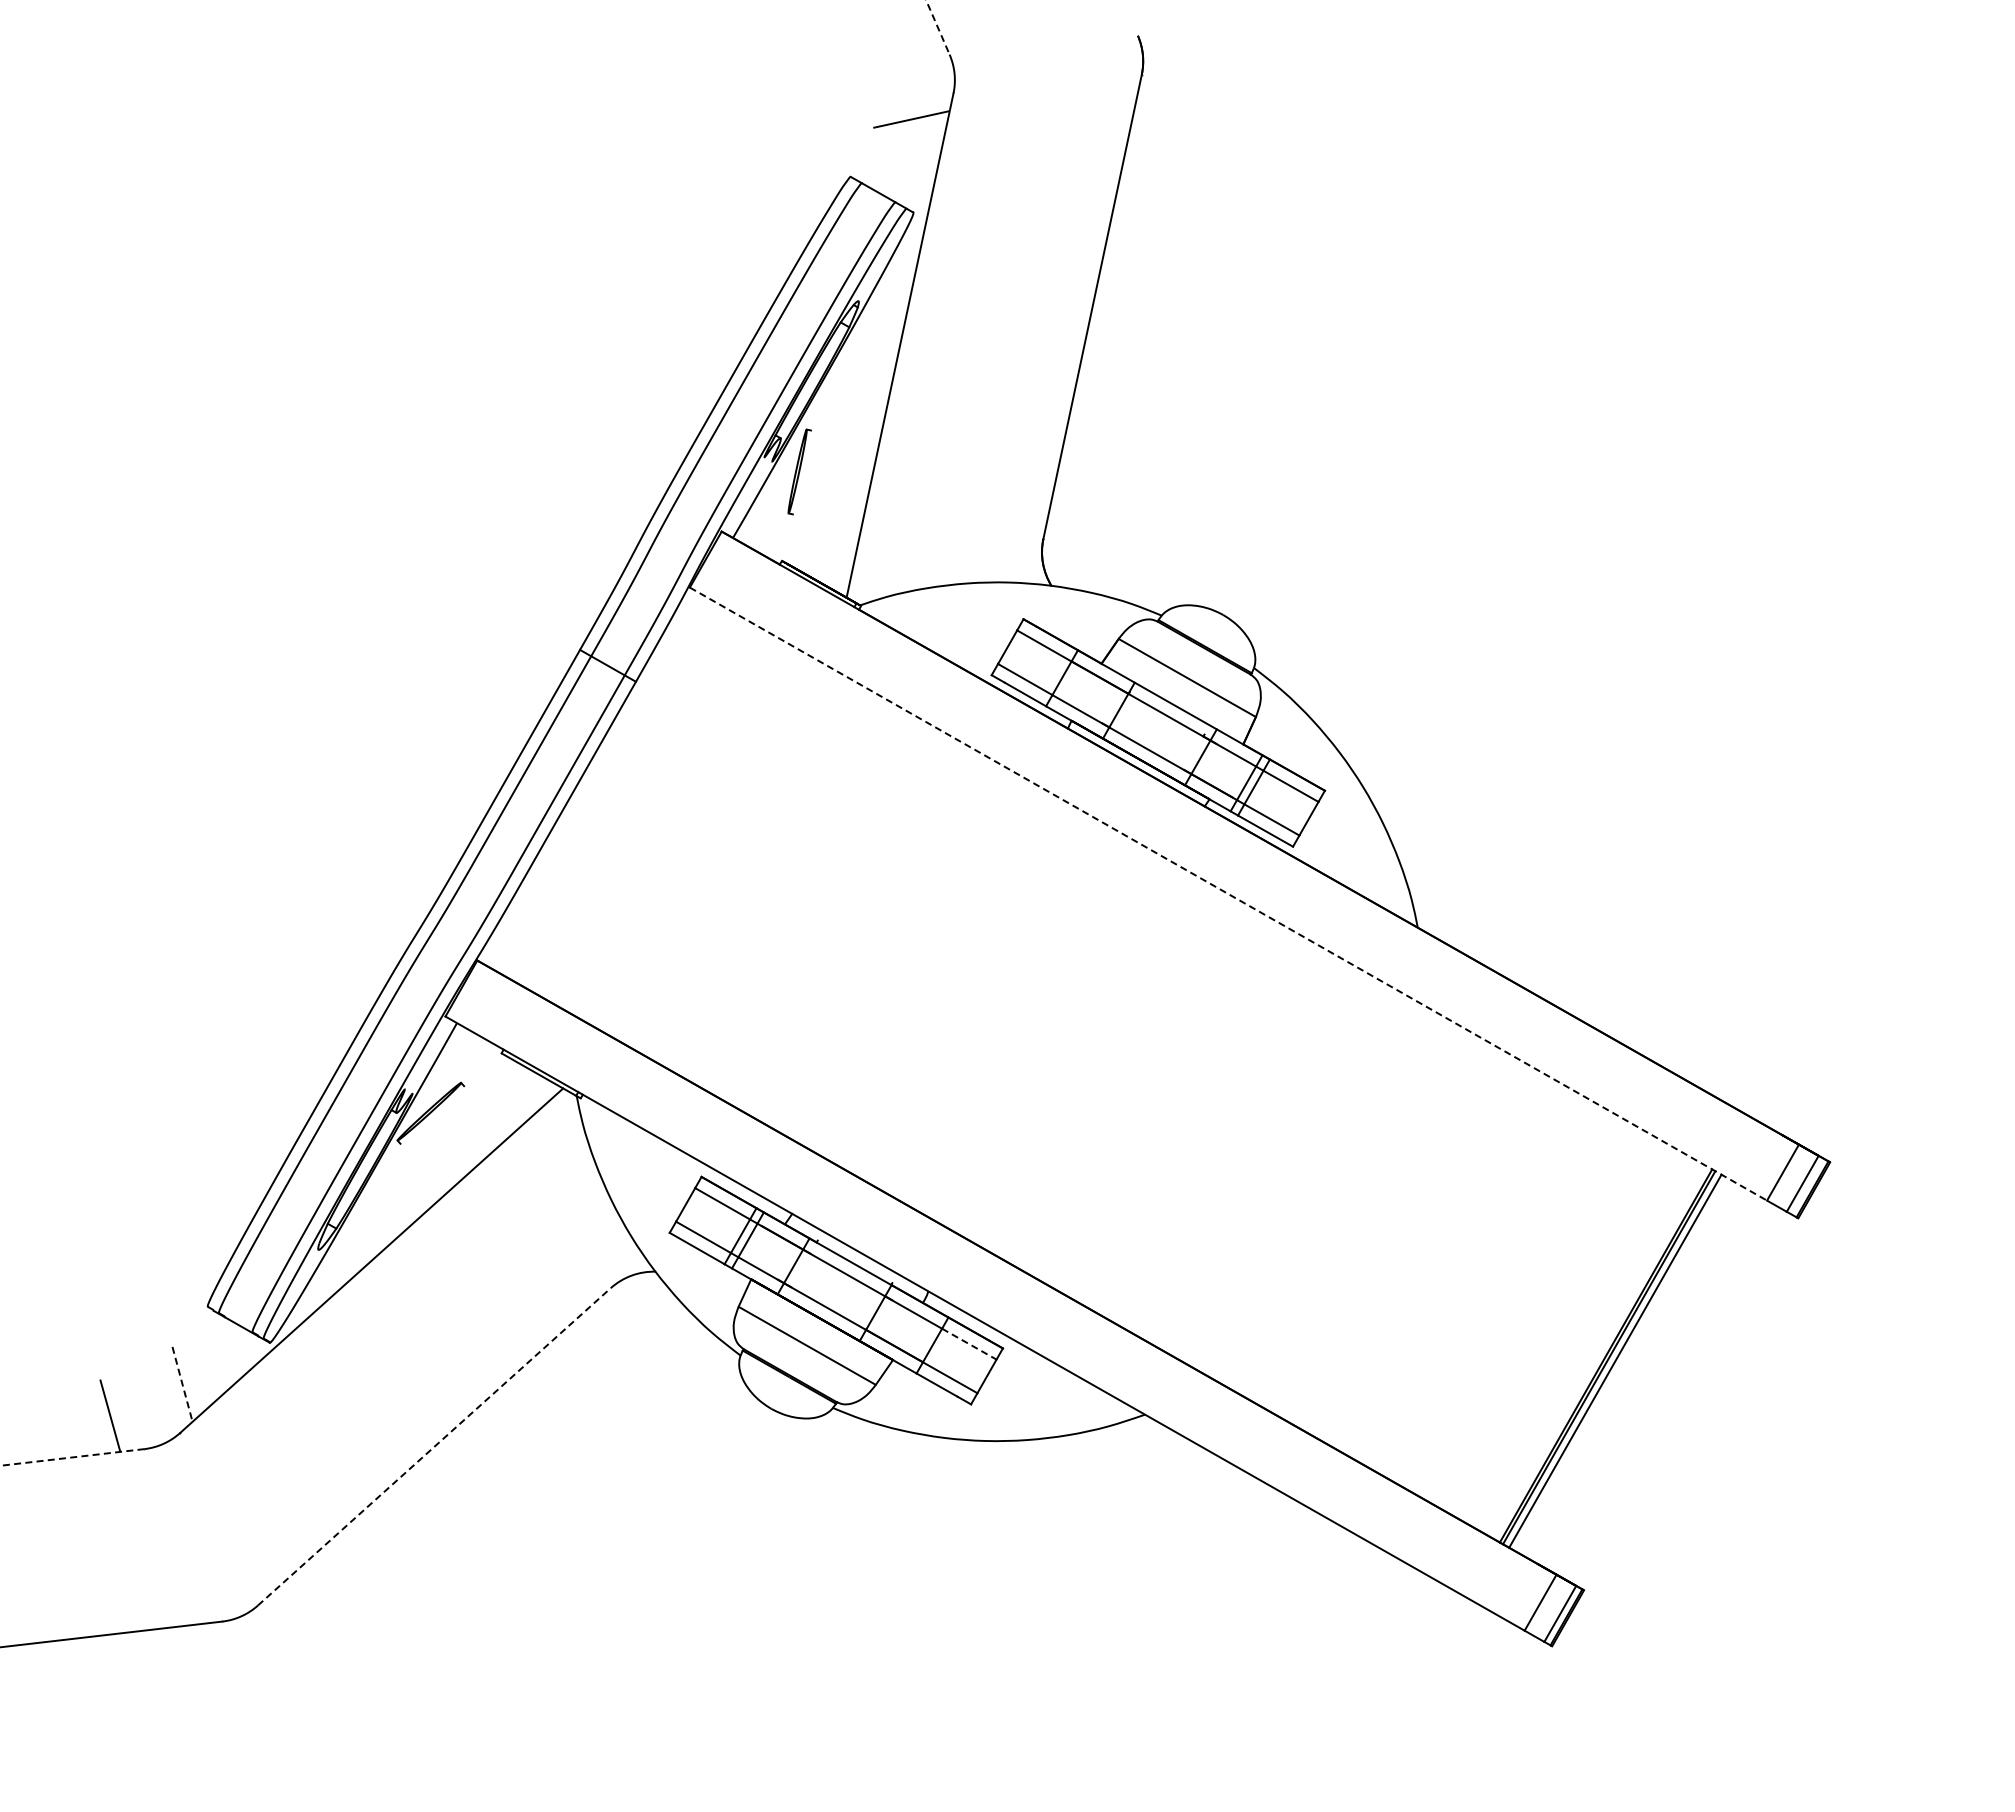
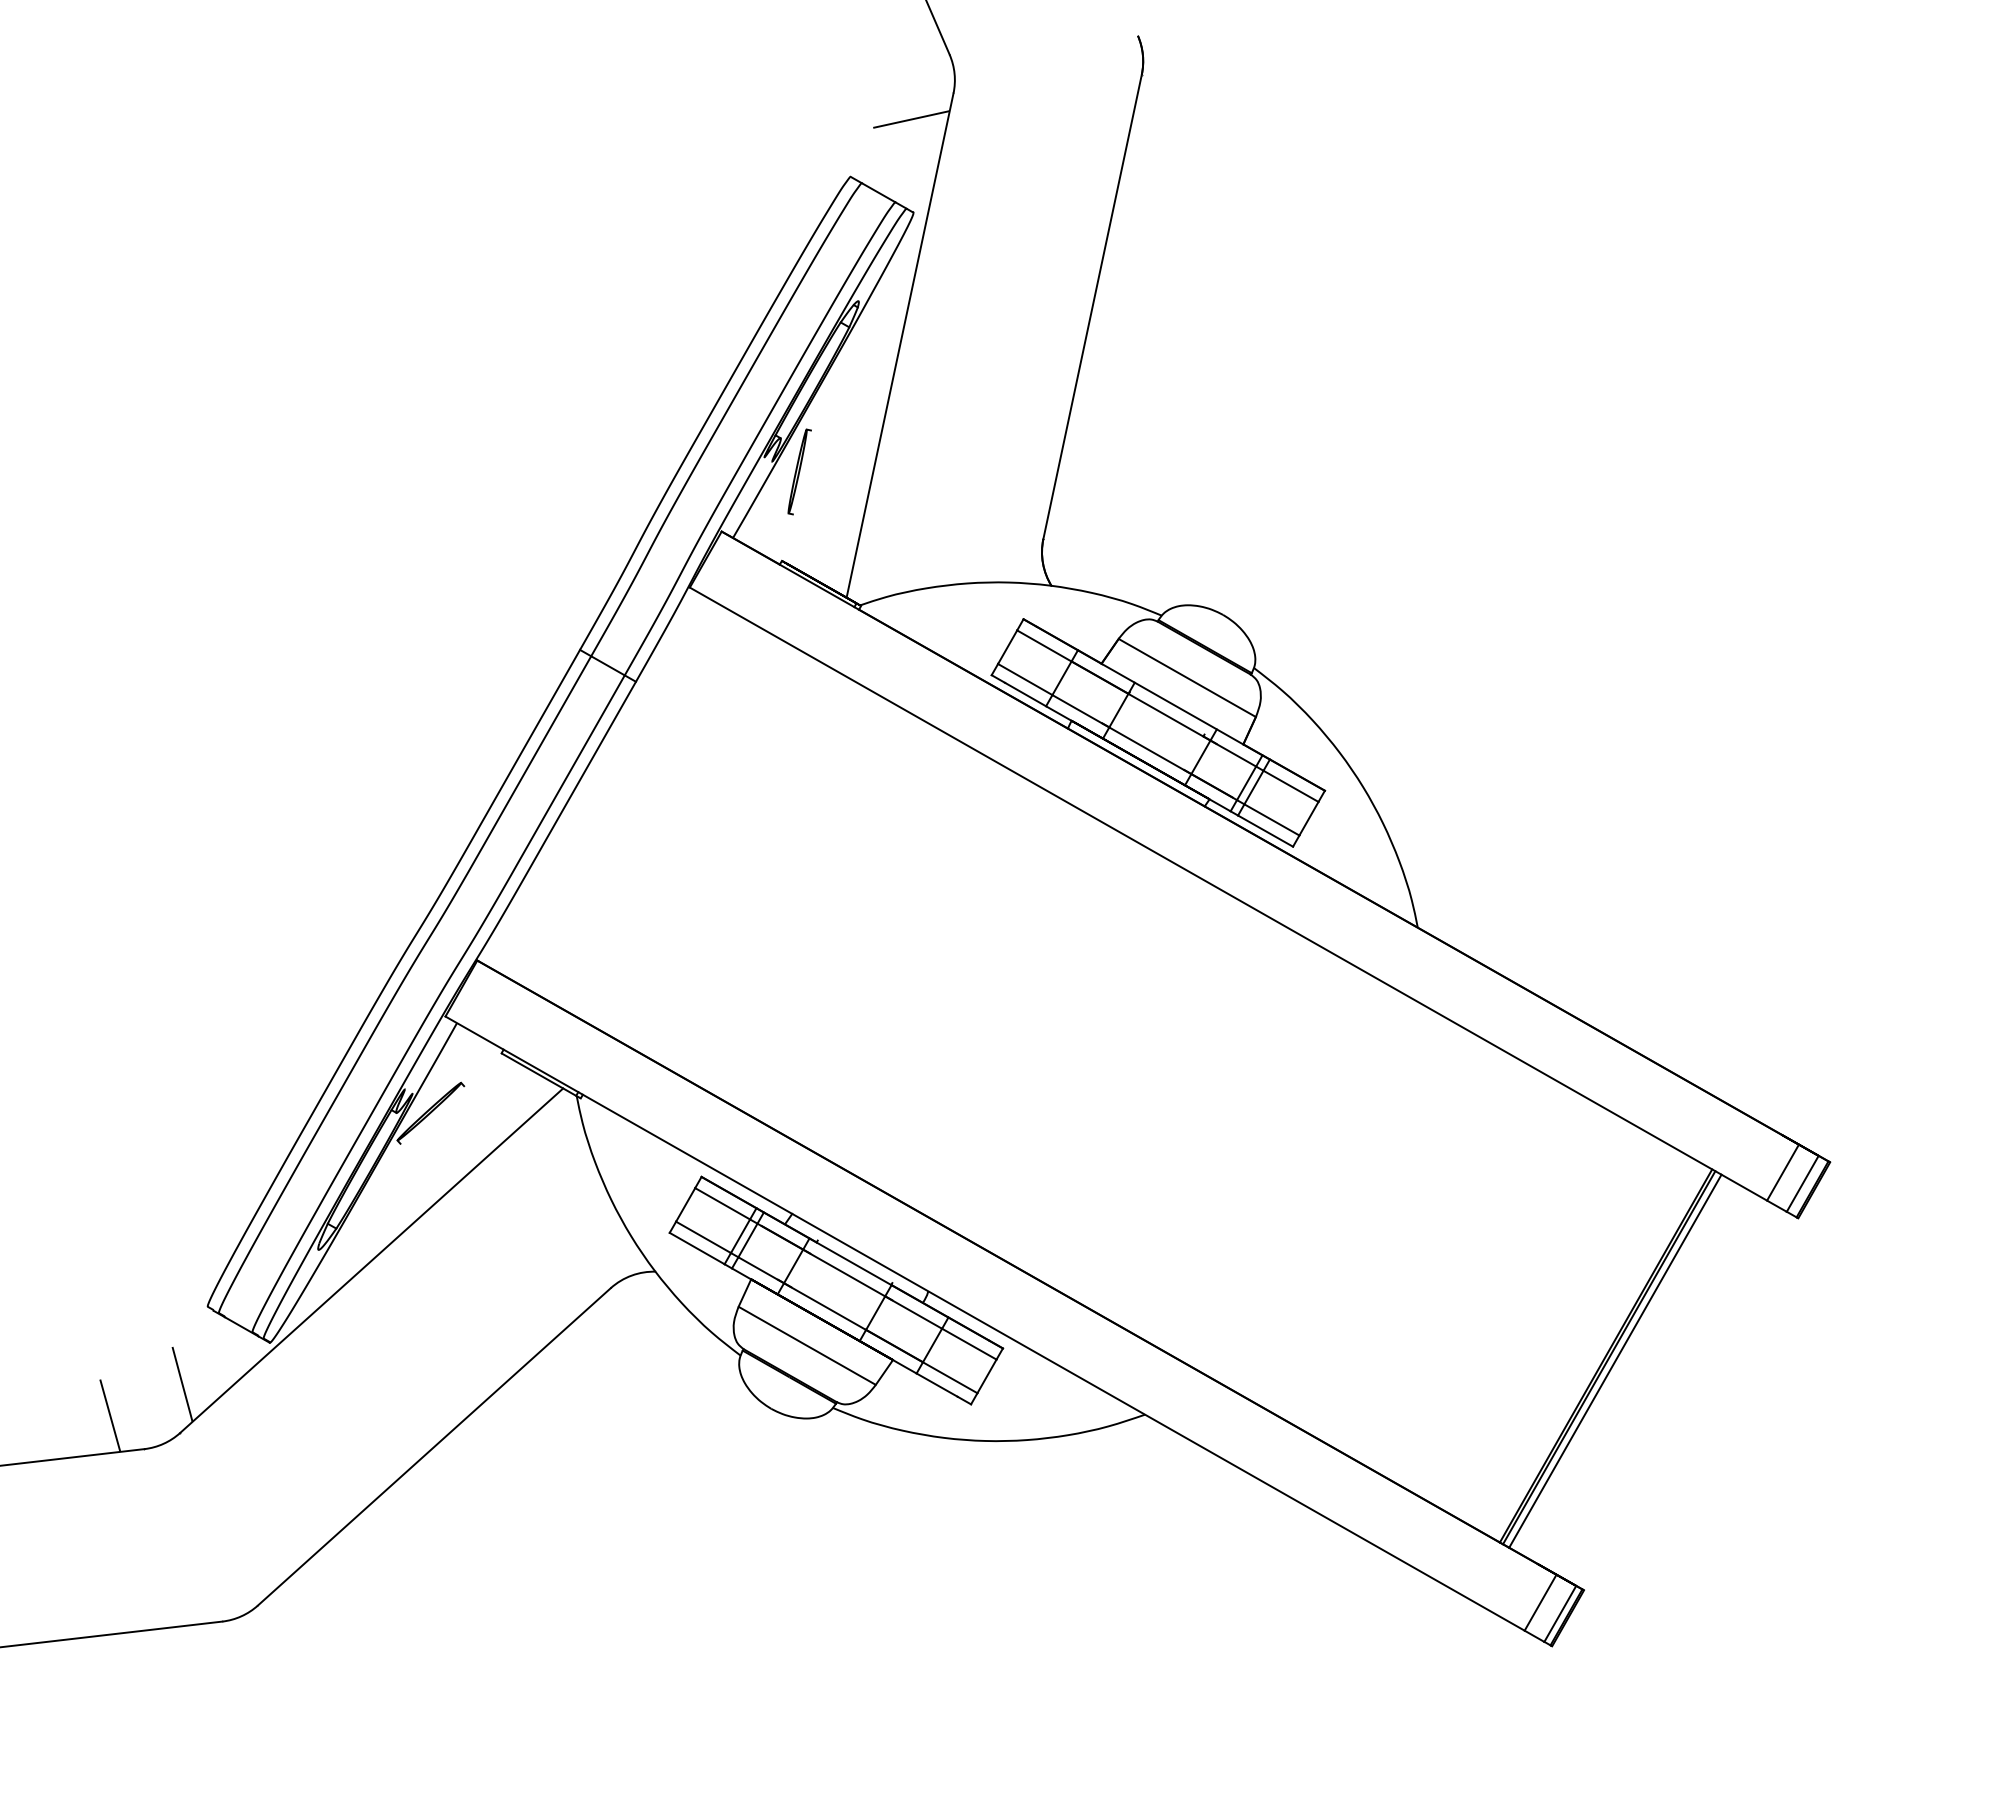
line: dashed -> solid (938, 27)
line: dashed -> solid (1228, 894)
line: dashed -> solid (969, 1344)
line: dashed -> solid (182, 1385)
line: dashed -> solid (434, 1446)
line: dashed -> solid (72, 1457)
